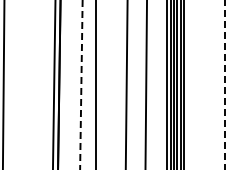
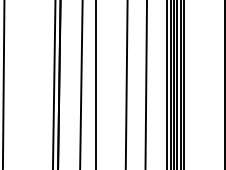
line: dashed -> solid (81, 84)
line: dashed -> solid (224, 85)
